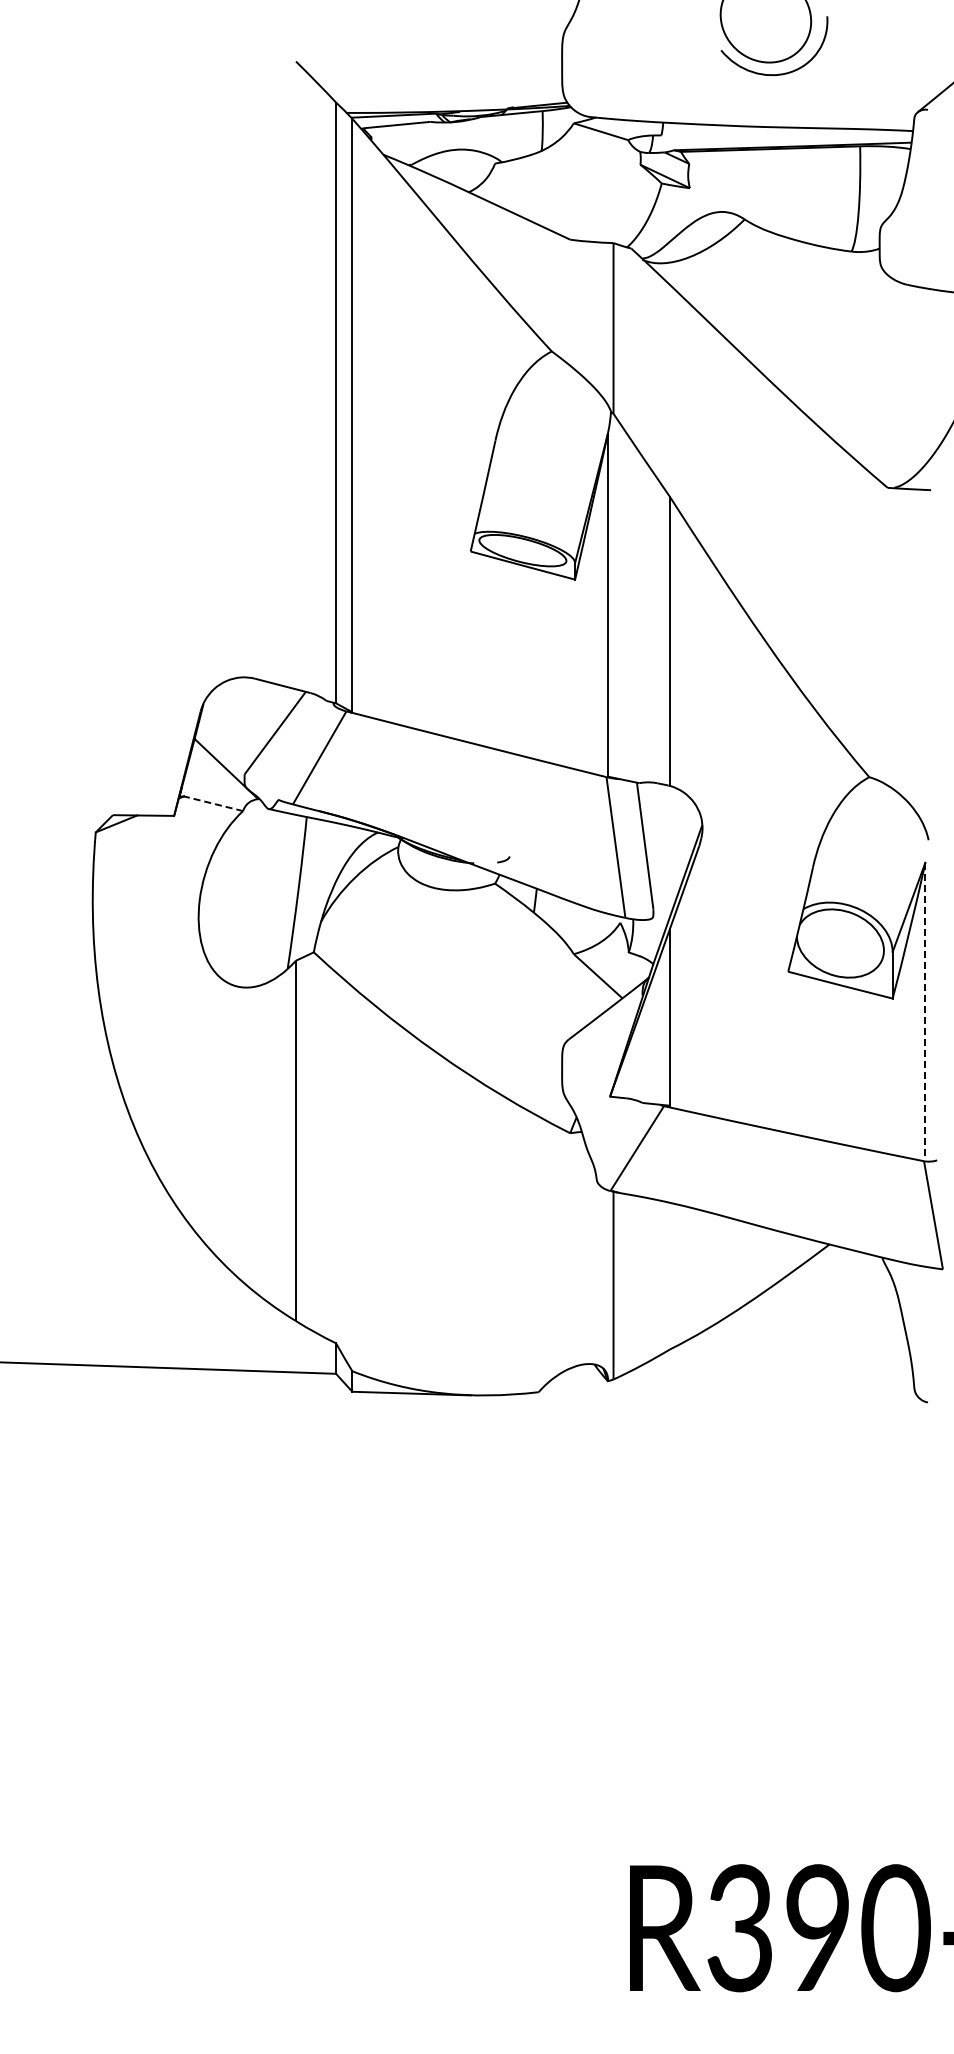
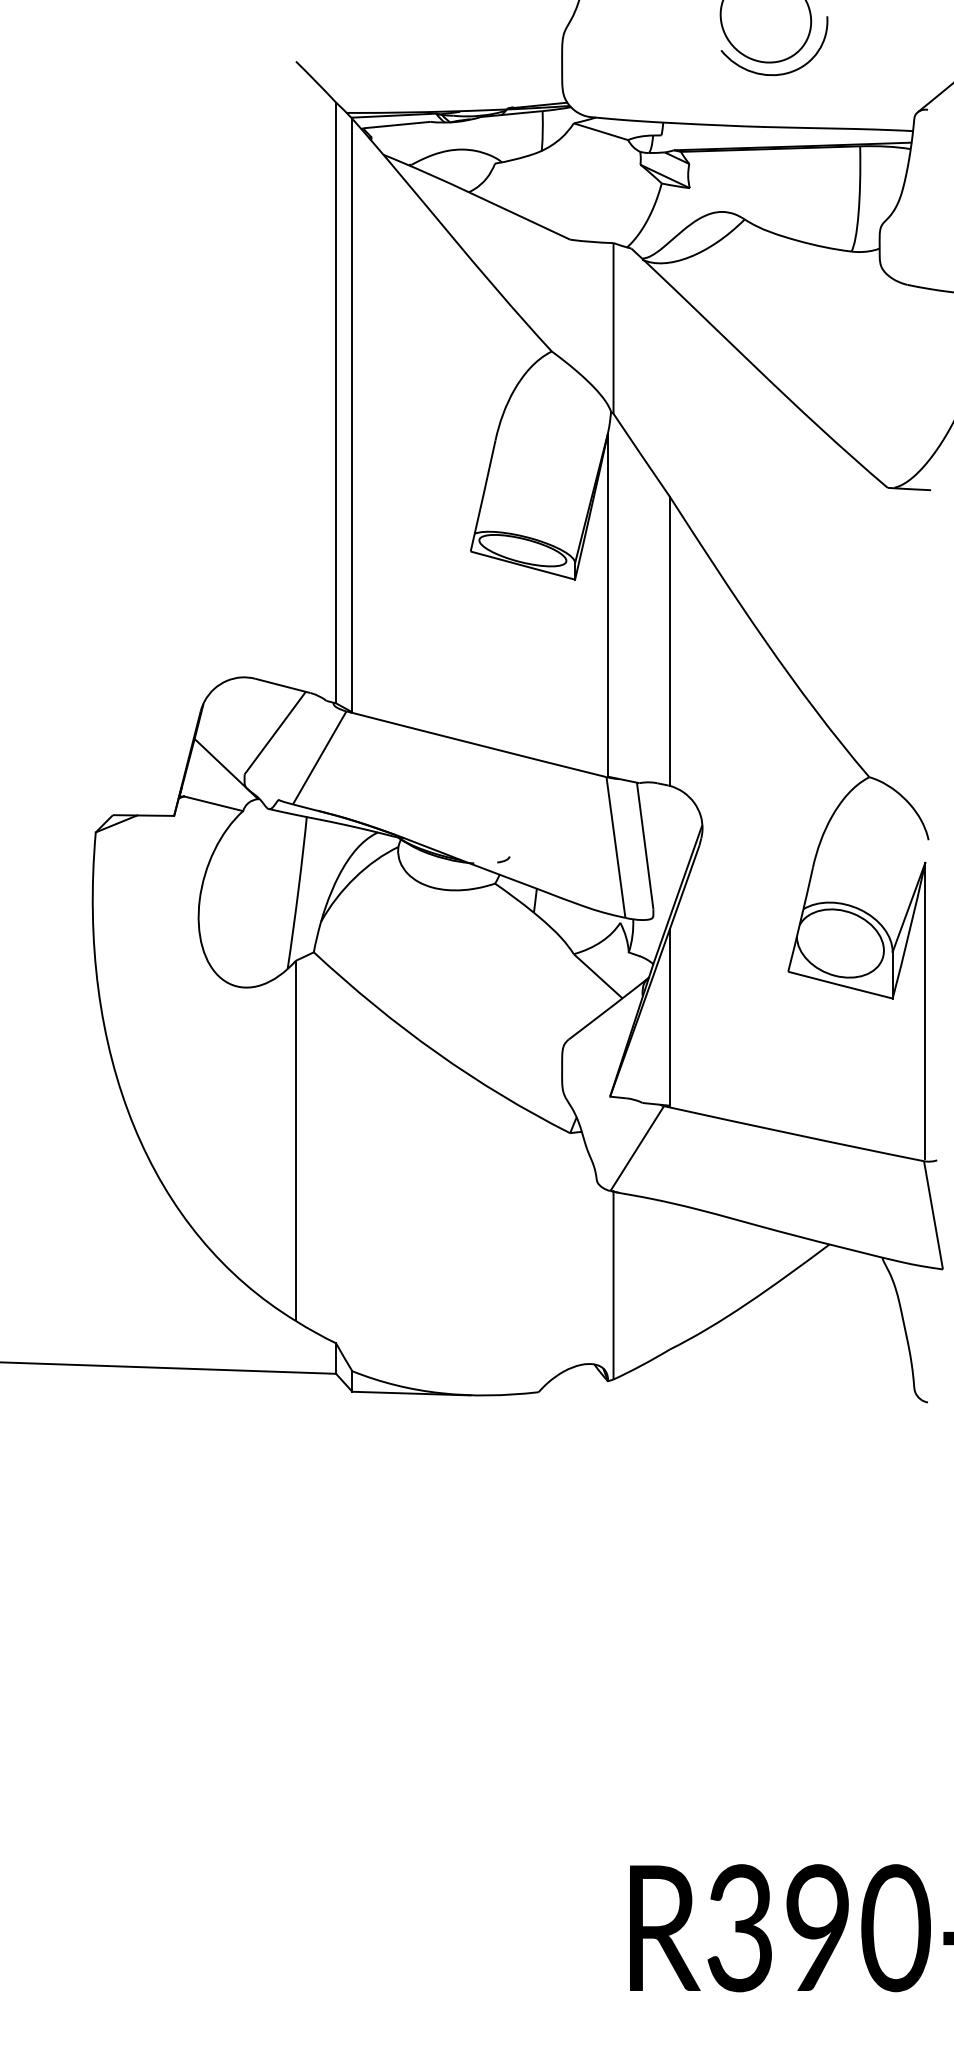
line: dashed -> solid (213, 803)
line: dashed -> solid (925, 1011)
